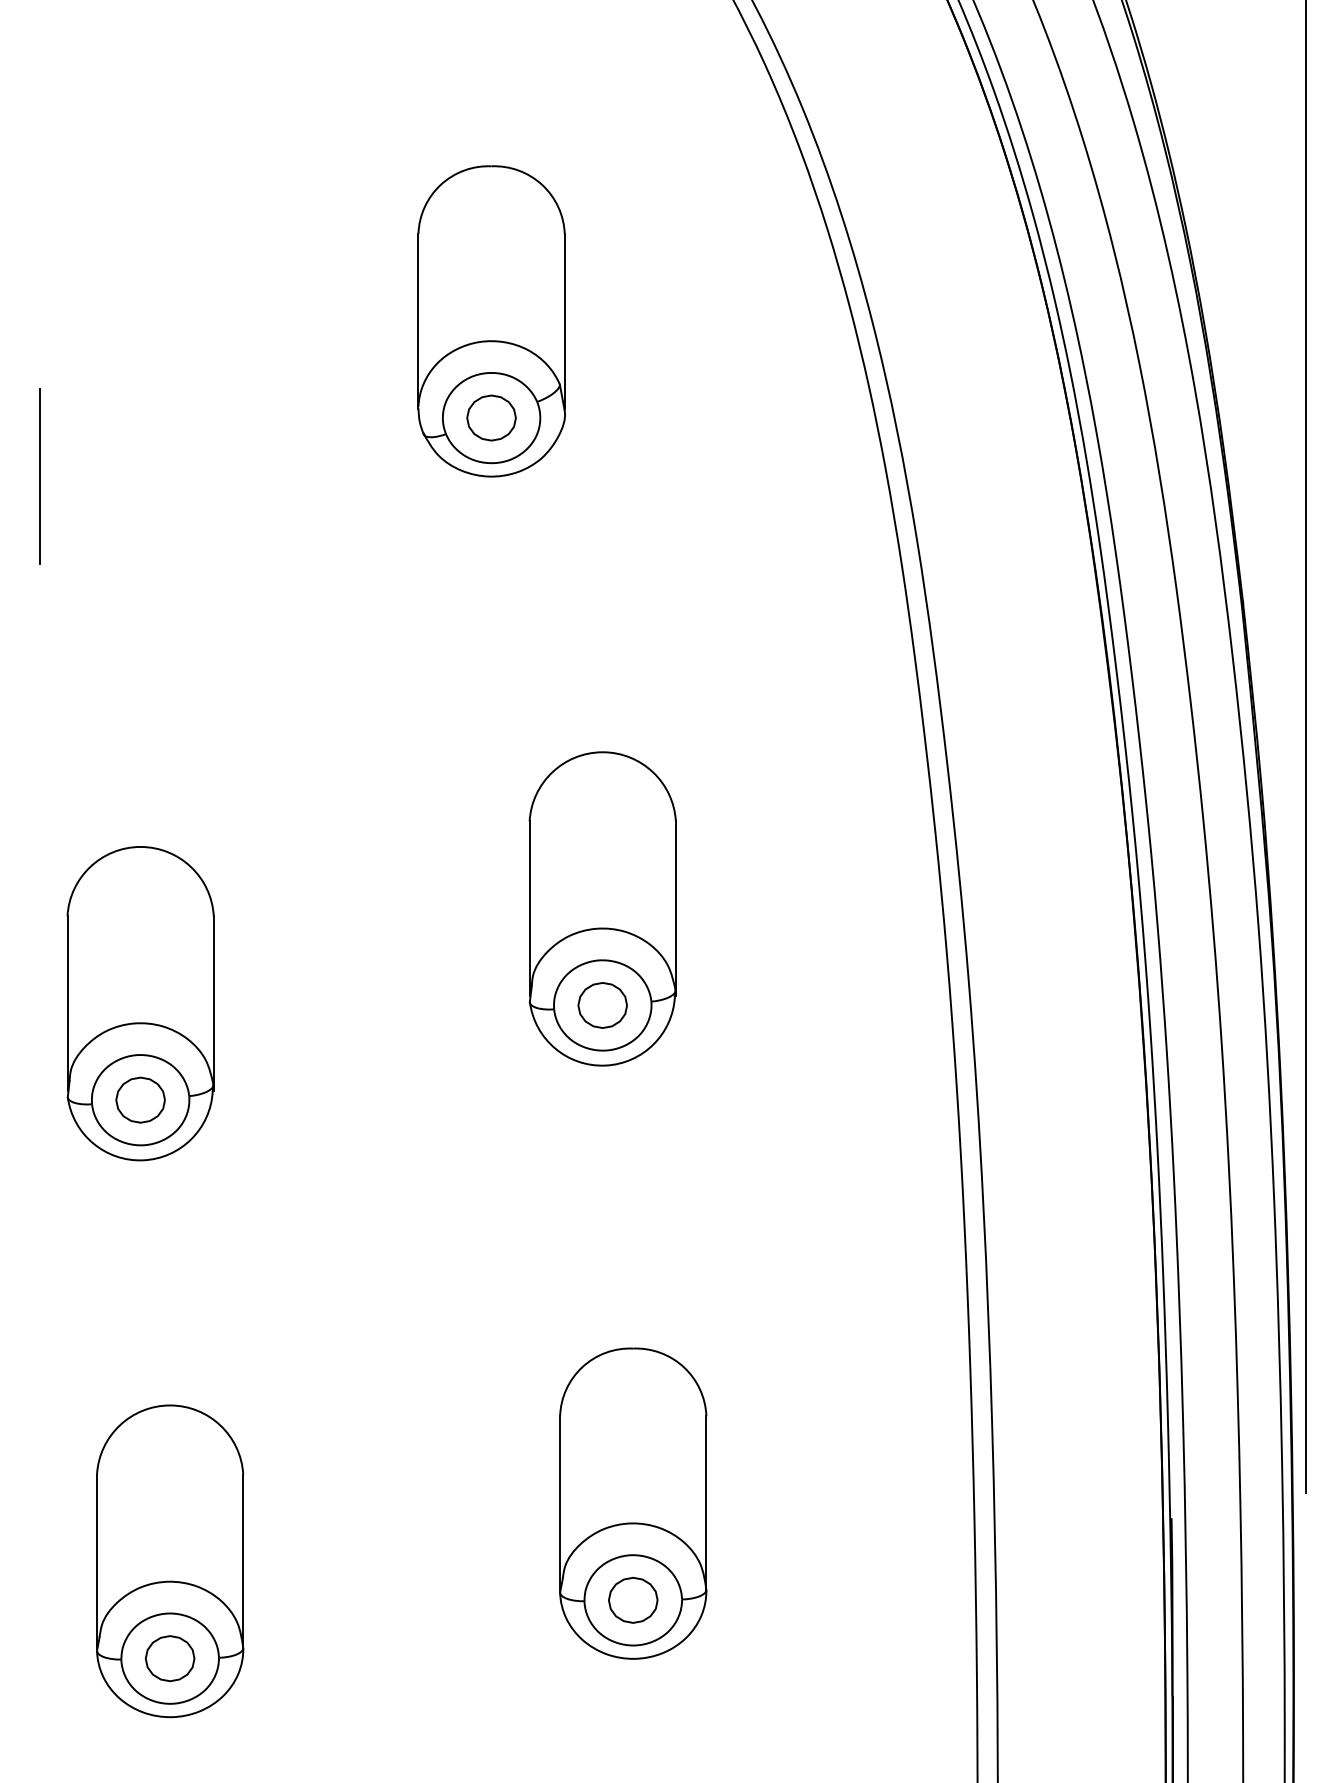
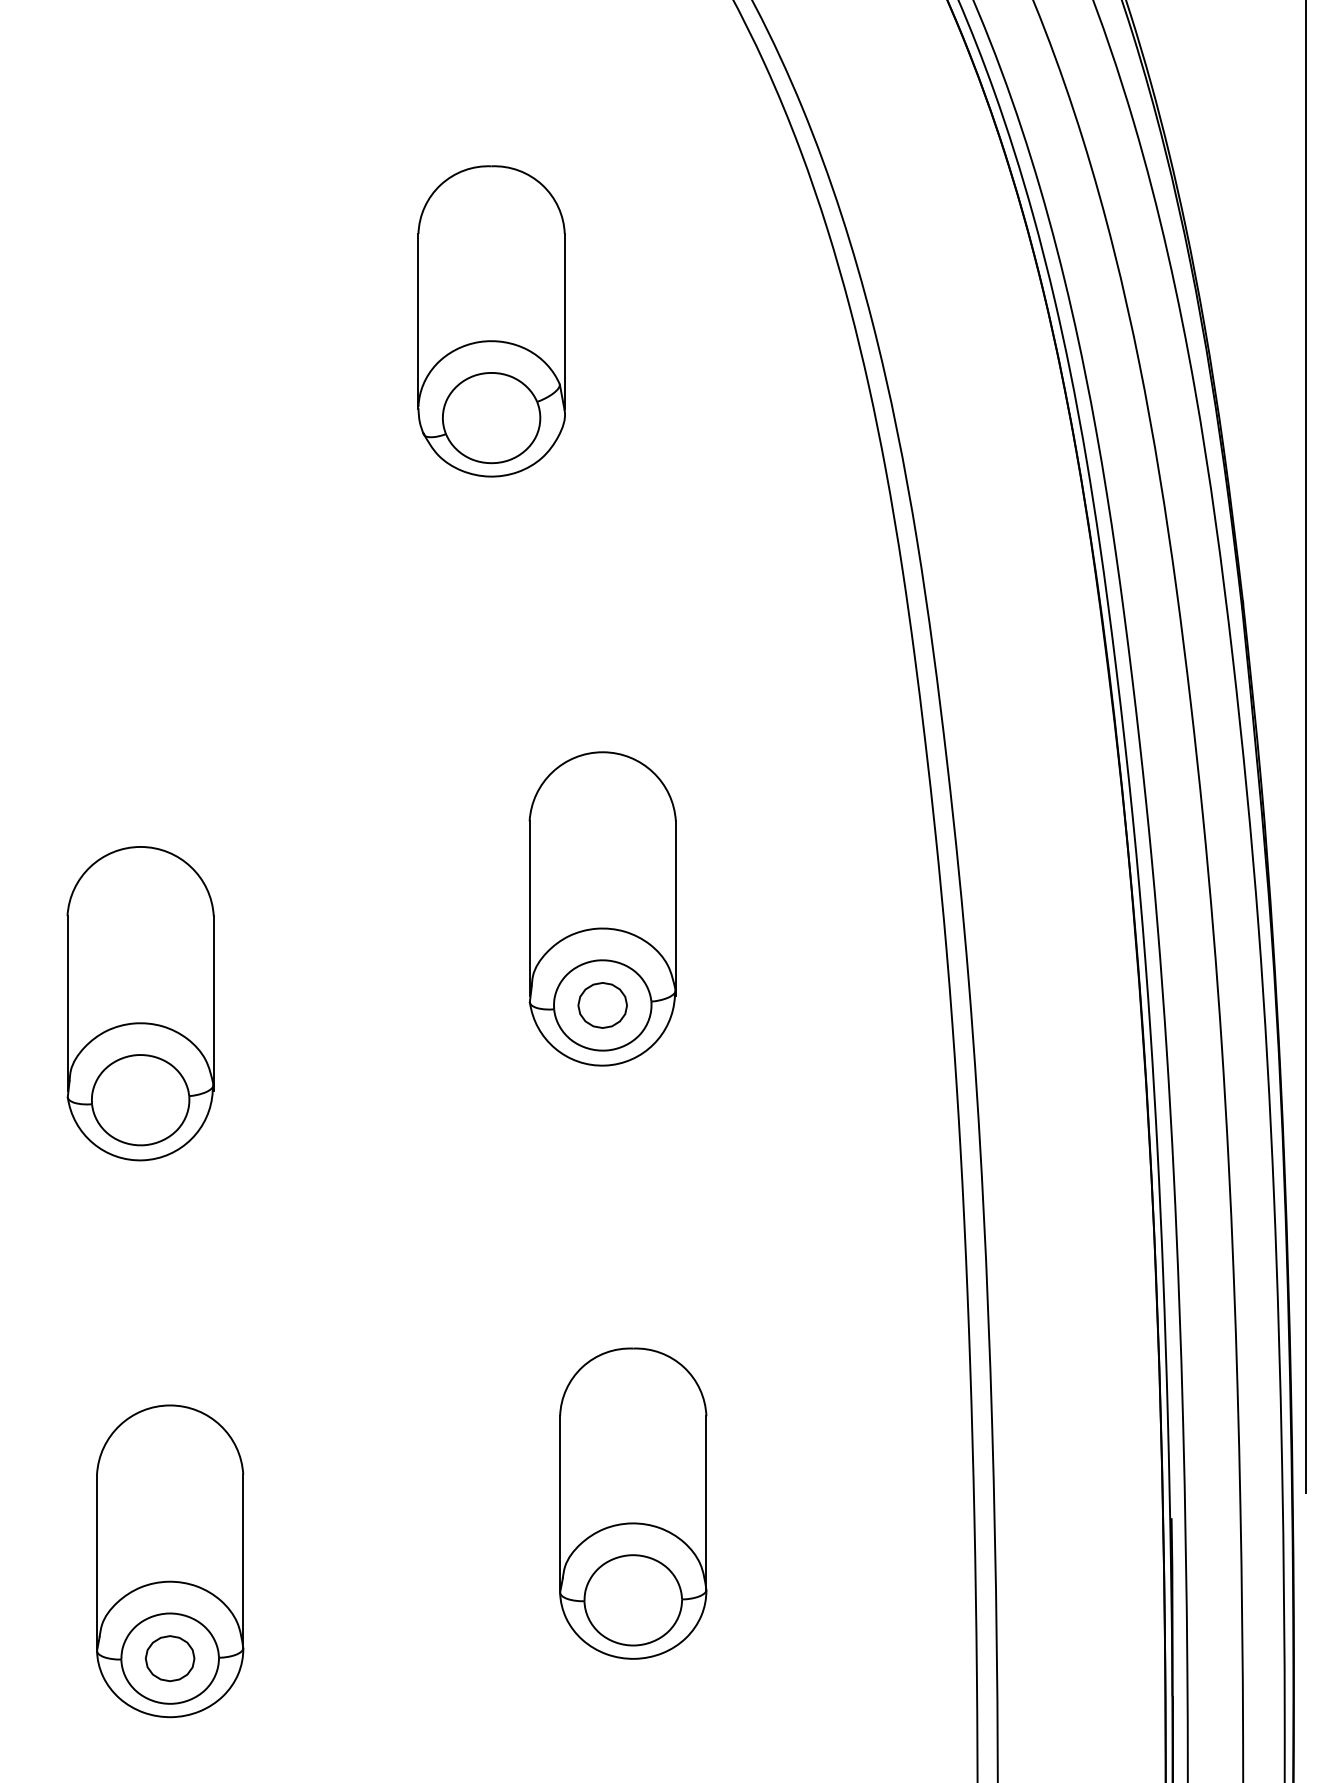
part: present -> none (491, 417)
line: present -> none (39, 476)
part: present -> none (140, 1099)
part: present -> none (633, 1599)
